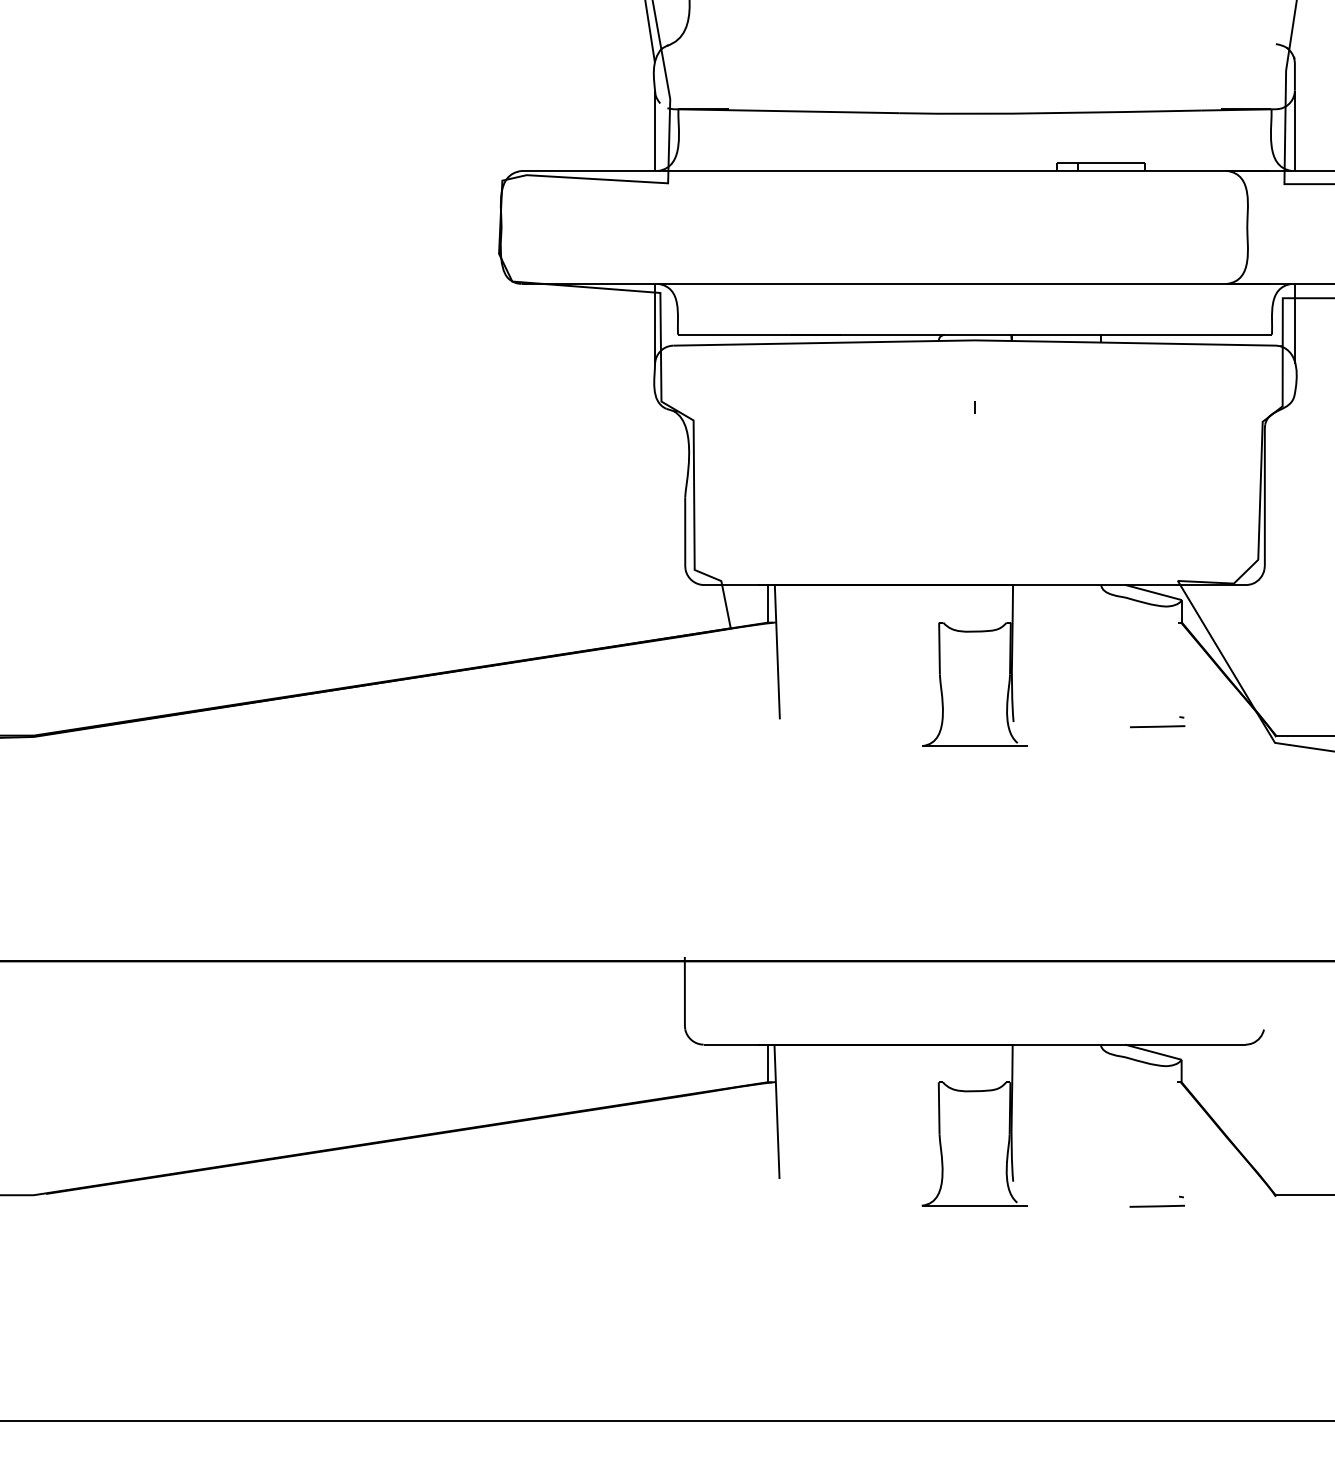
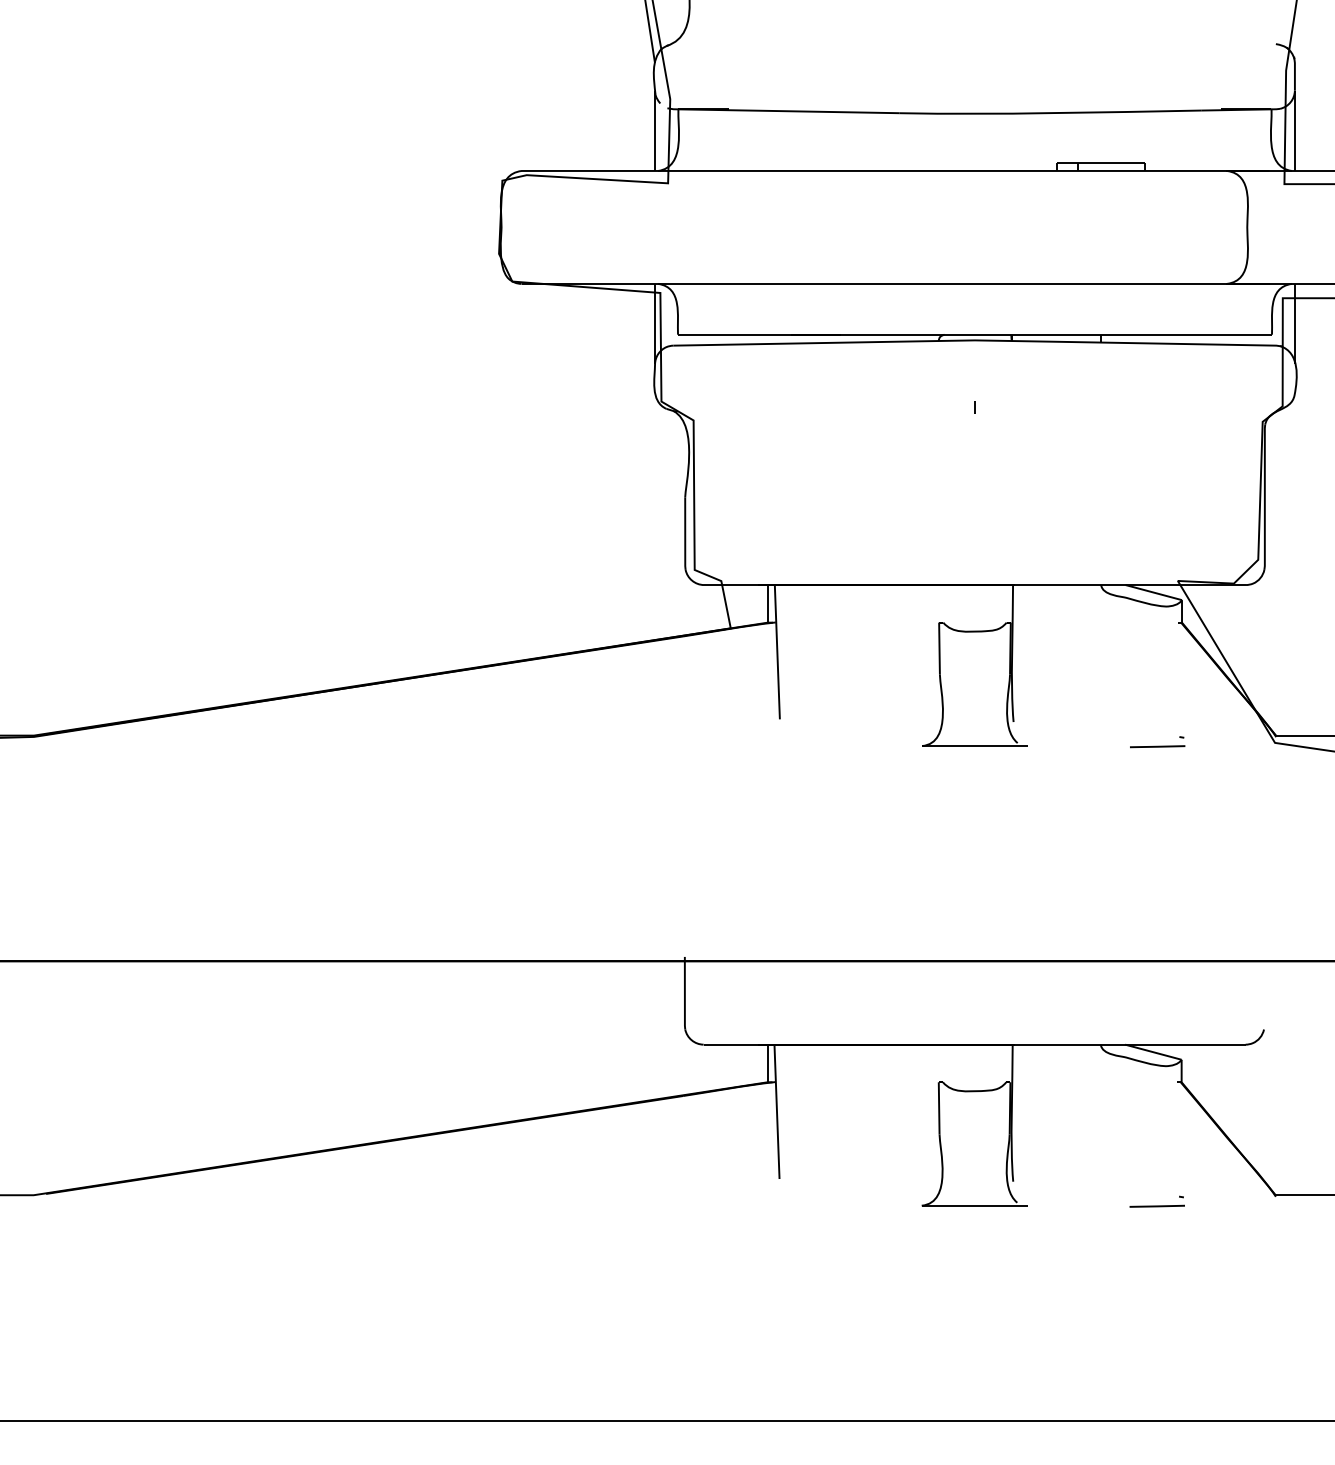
part position: (1157, 722) -> (1157, 742) (1157, 742)
